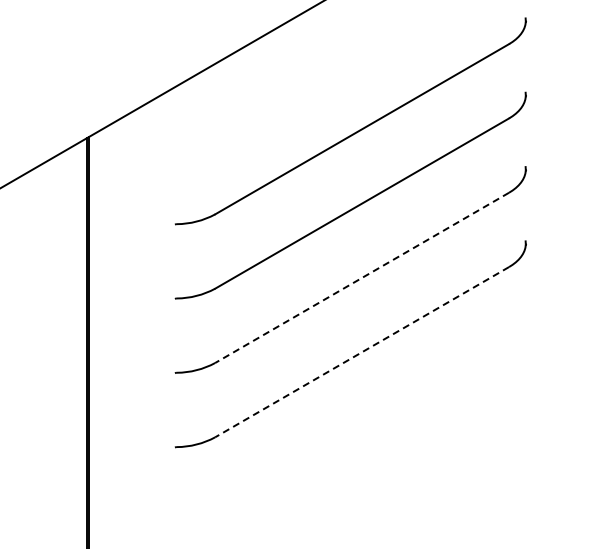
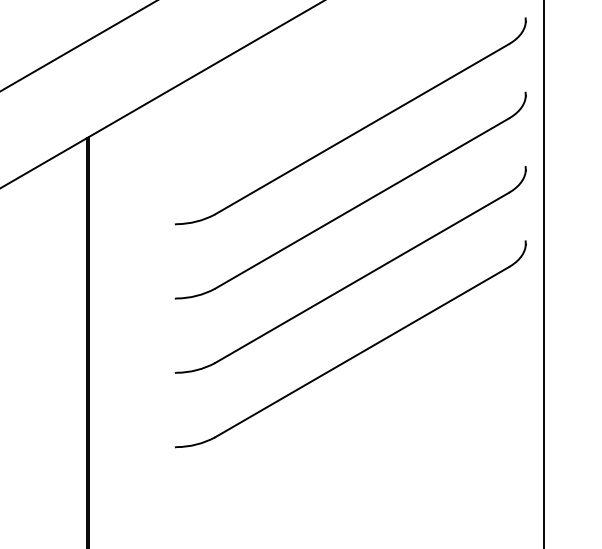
line: none -> present (78, 46)
line: none -> present (543, 273)
line: dashed -> solid (362, 277)
line: dashed -> solid (362, 352)
